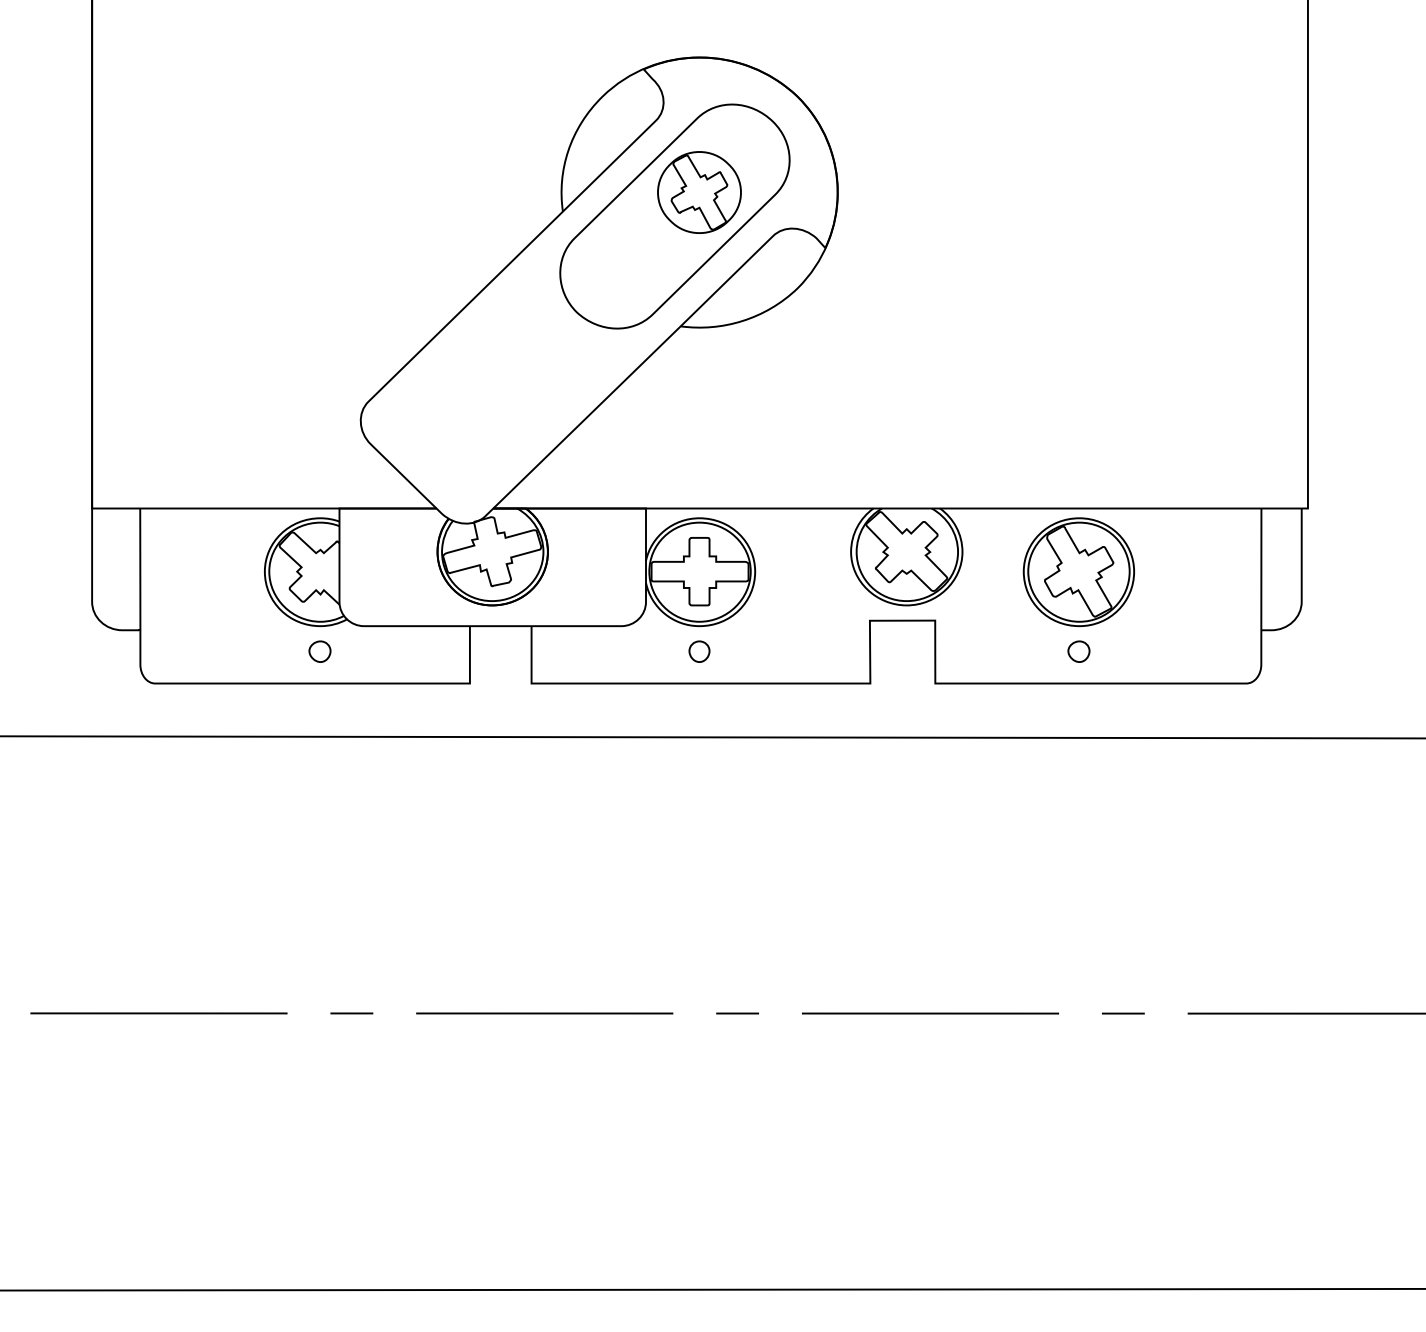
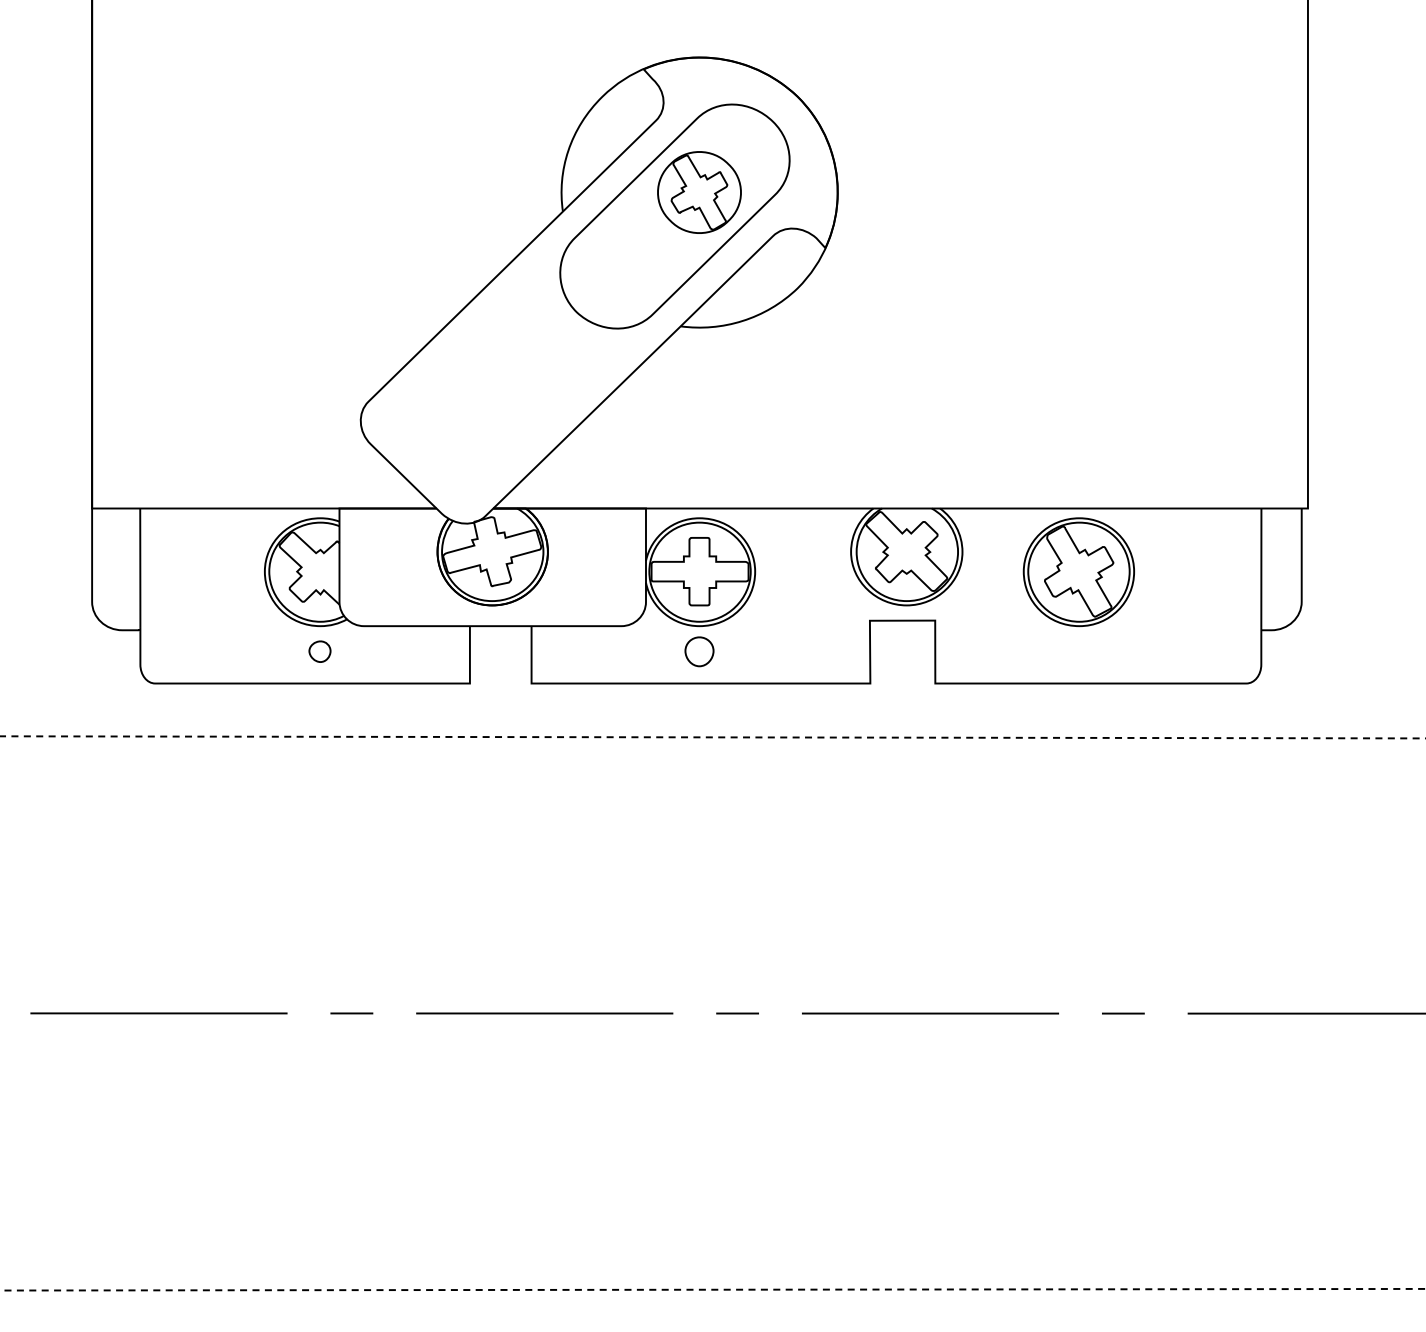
part size: 23x23 px -> 31x32 px (699, 651)
part: present -> none (1078, 651)
line: solid -> dashed (0, 1290)
